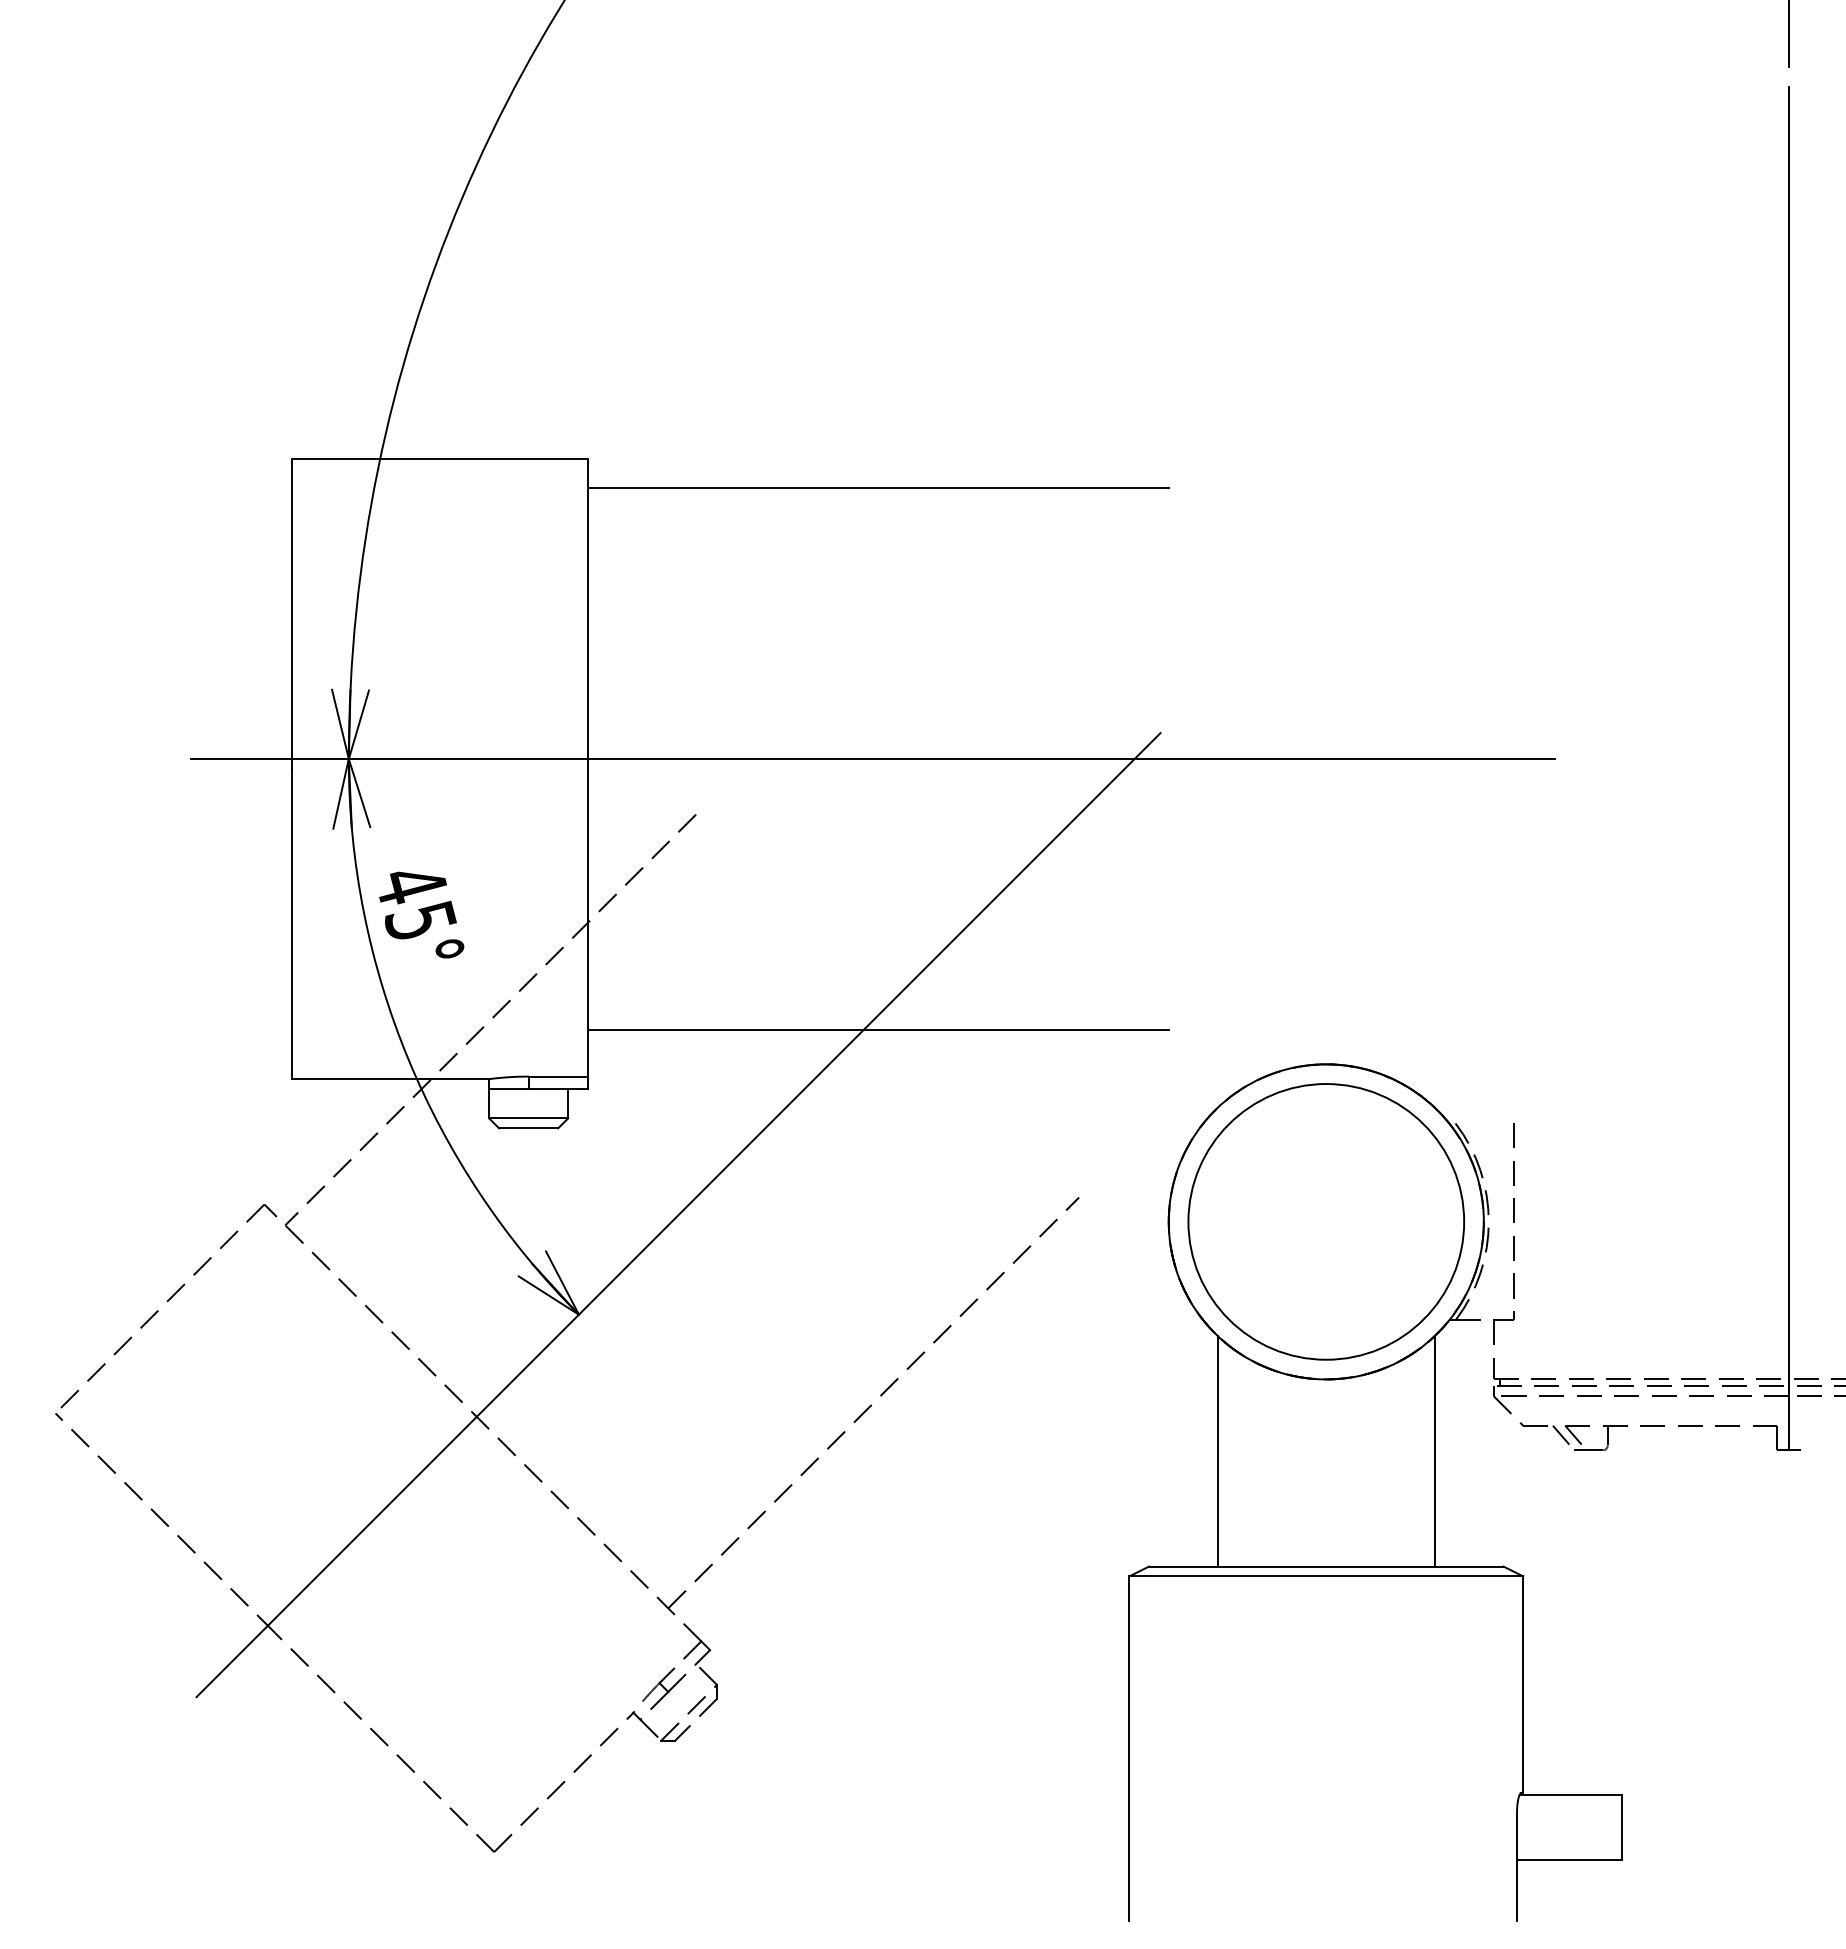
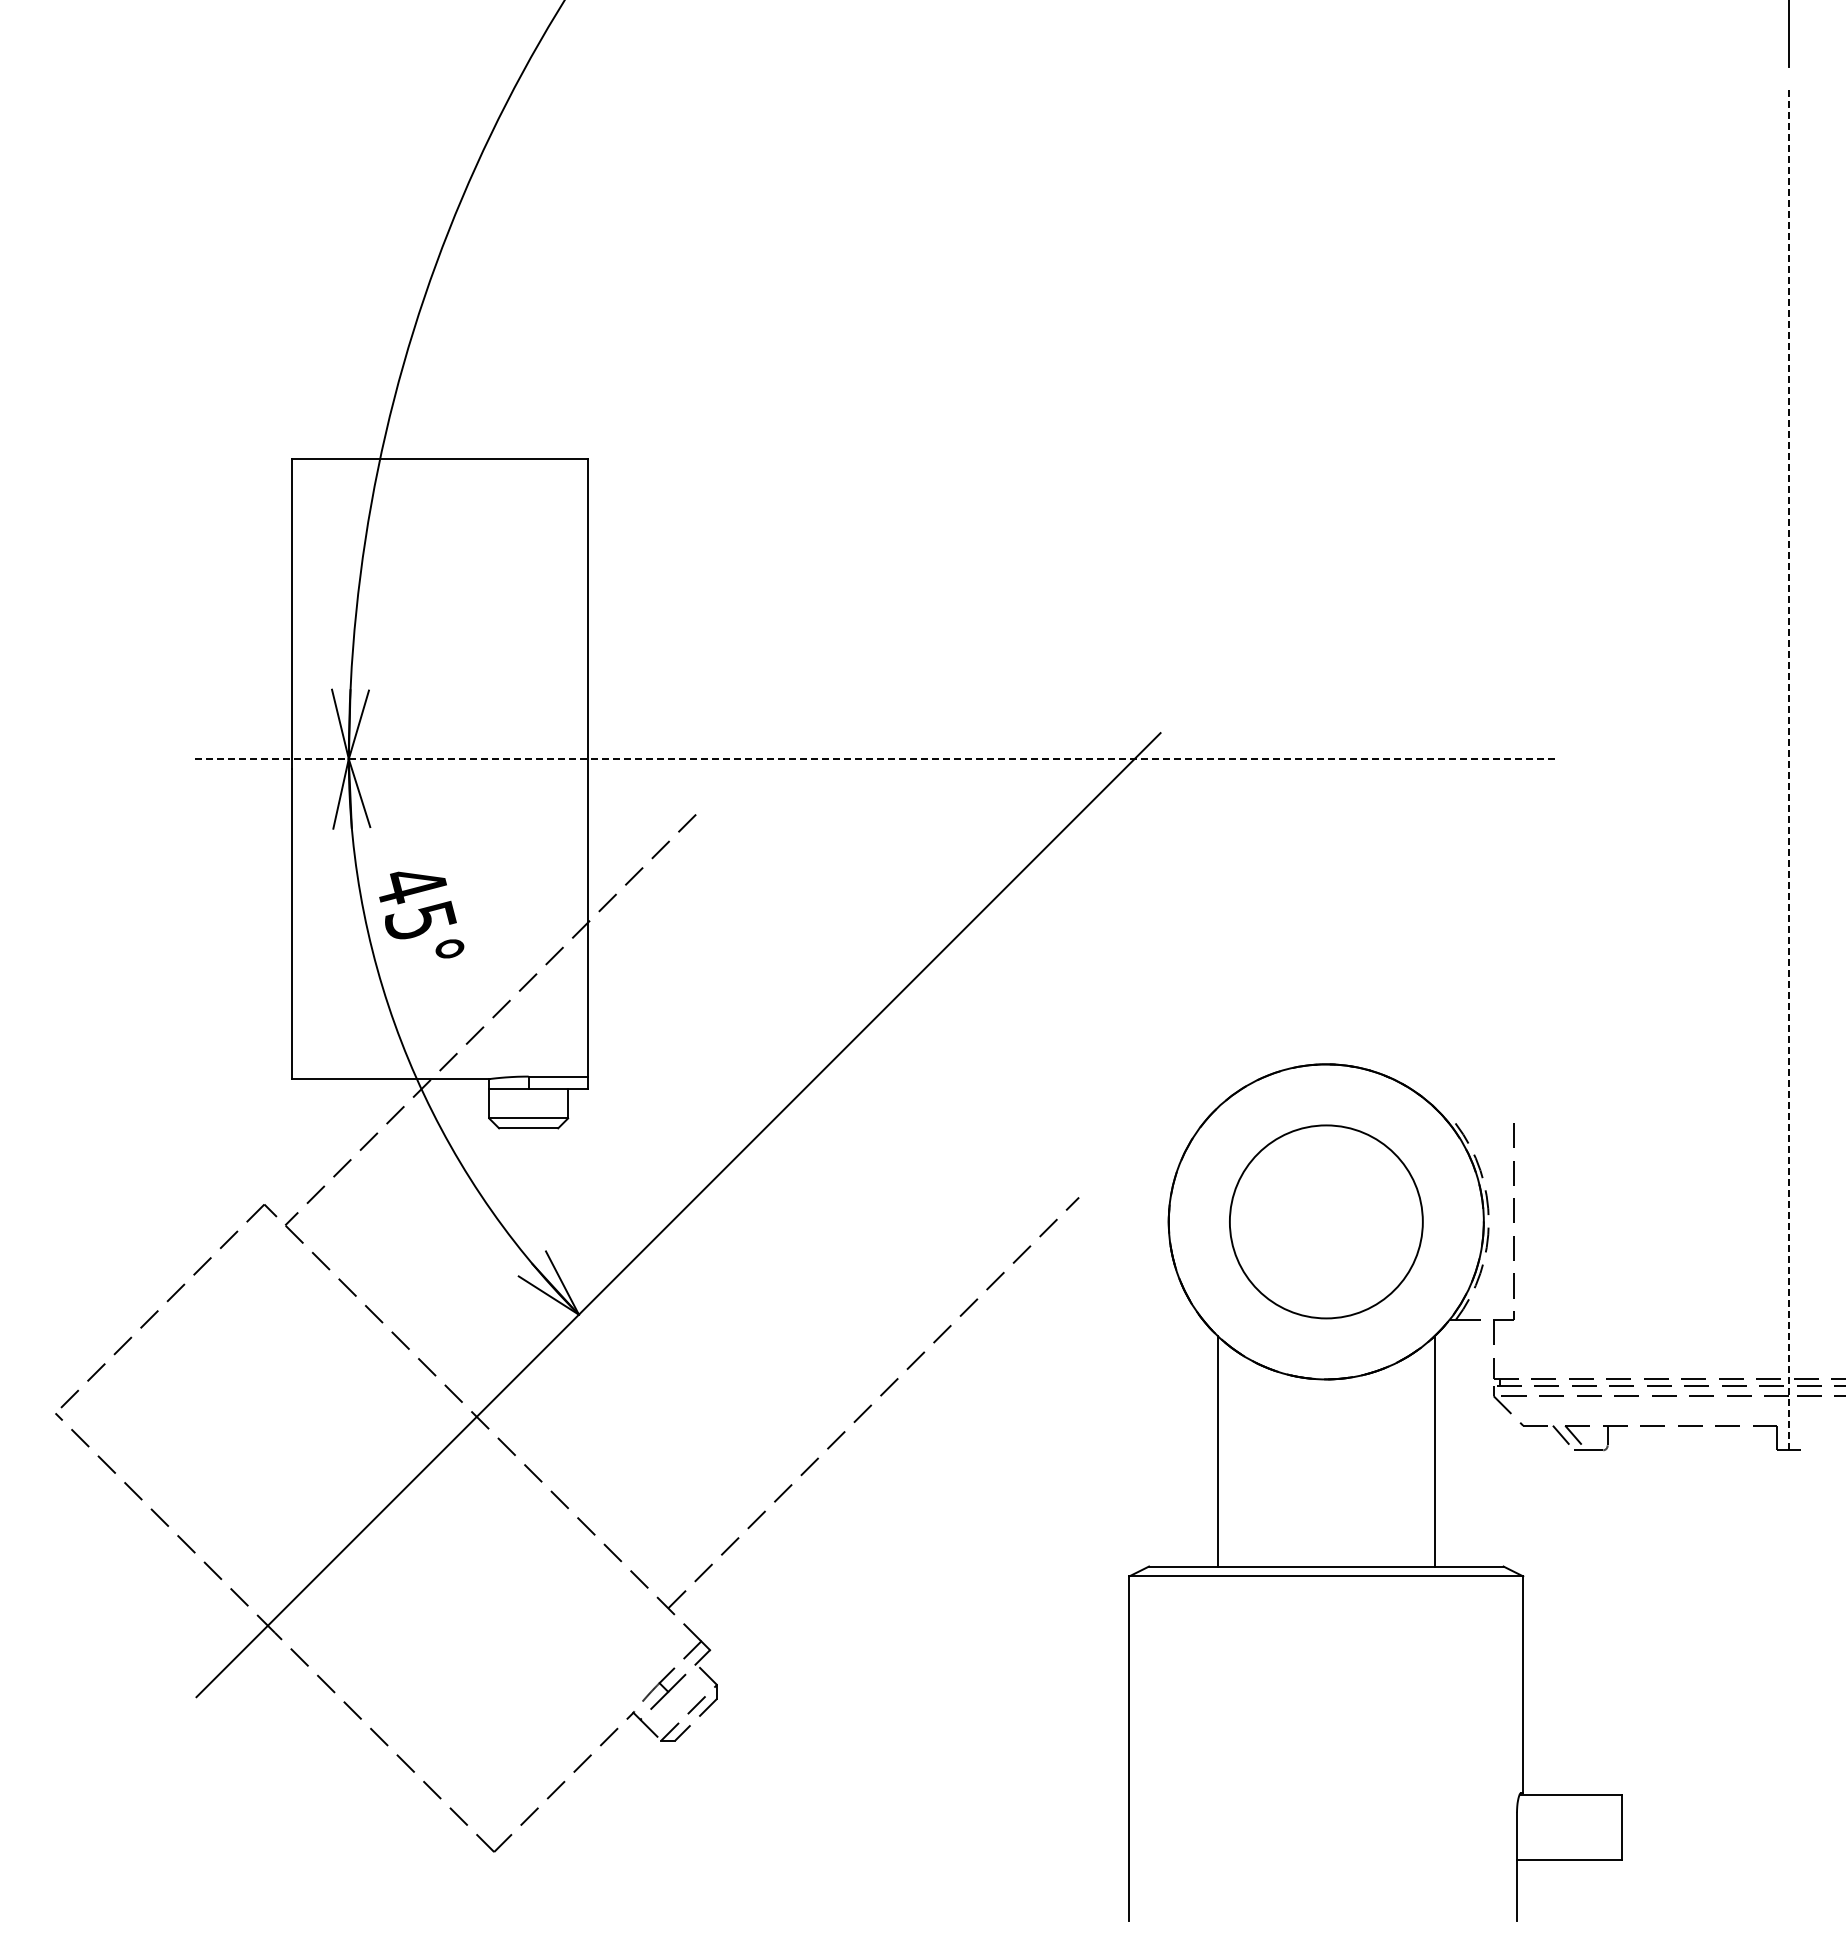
line: present -> none (877, 488)
line: solid -> dashed (873, 759)
line: solid -> dashed (1789, 768)
line: present -> none (877, 1029)
circle size: 279x278 px -> 195x196 px (1326, 1221)
